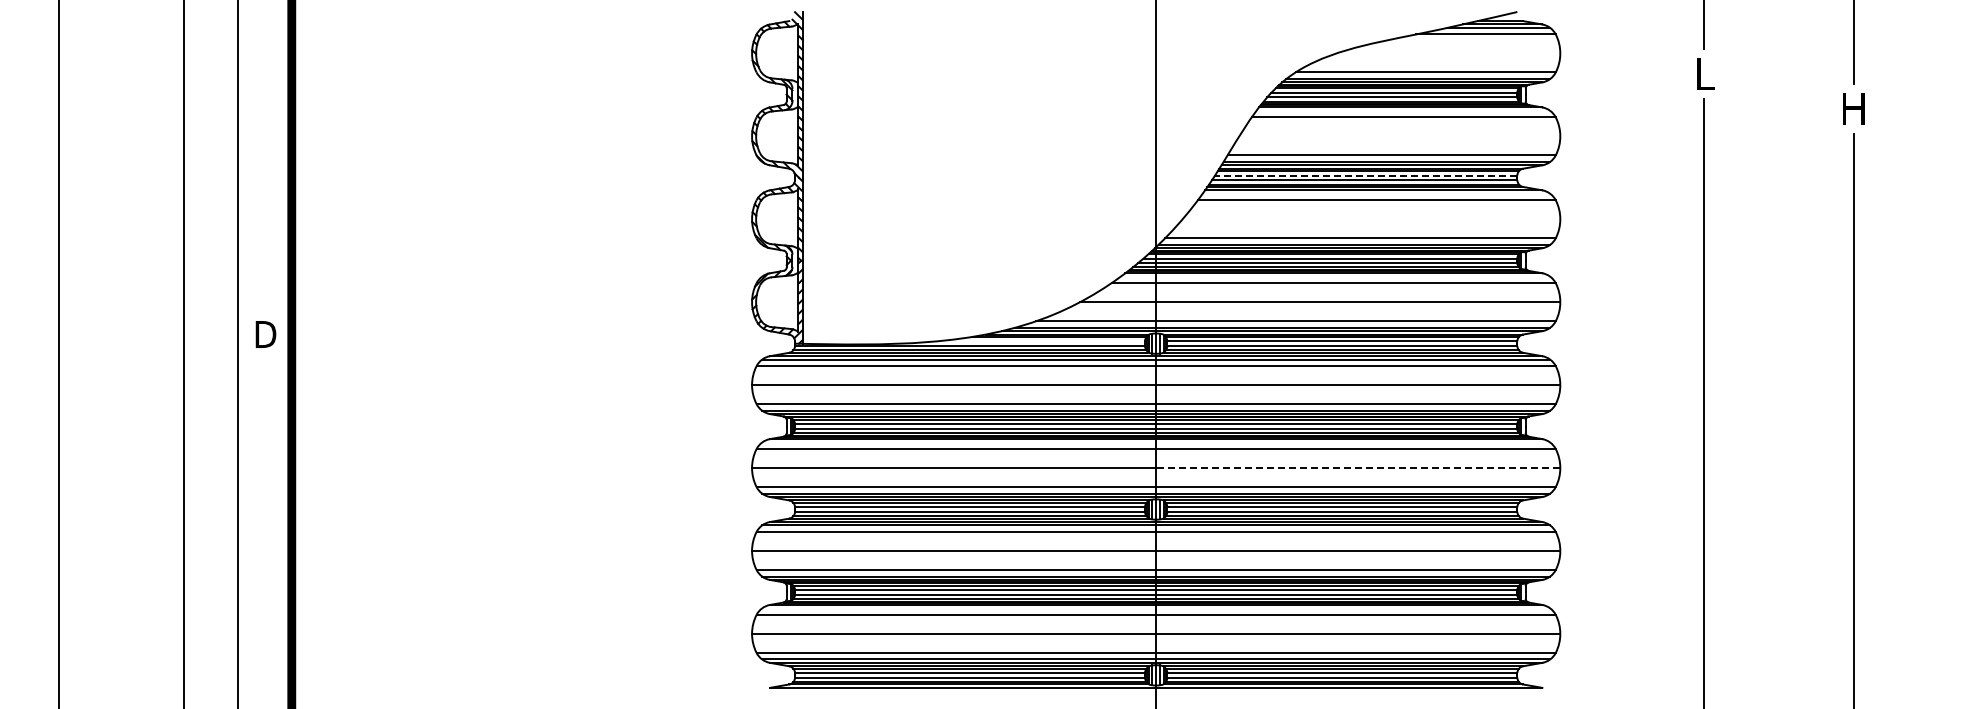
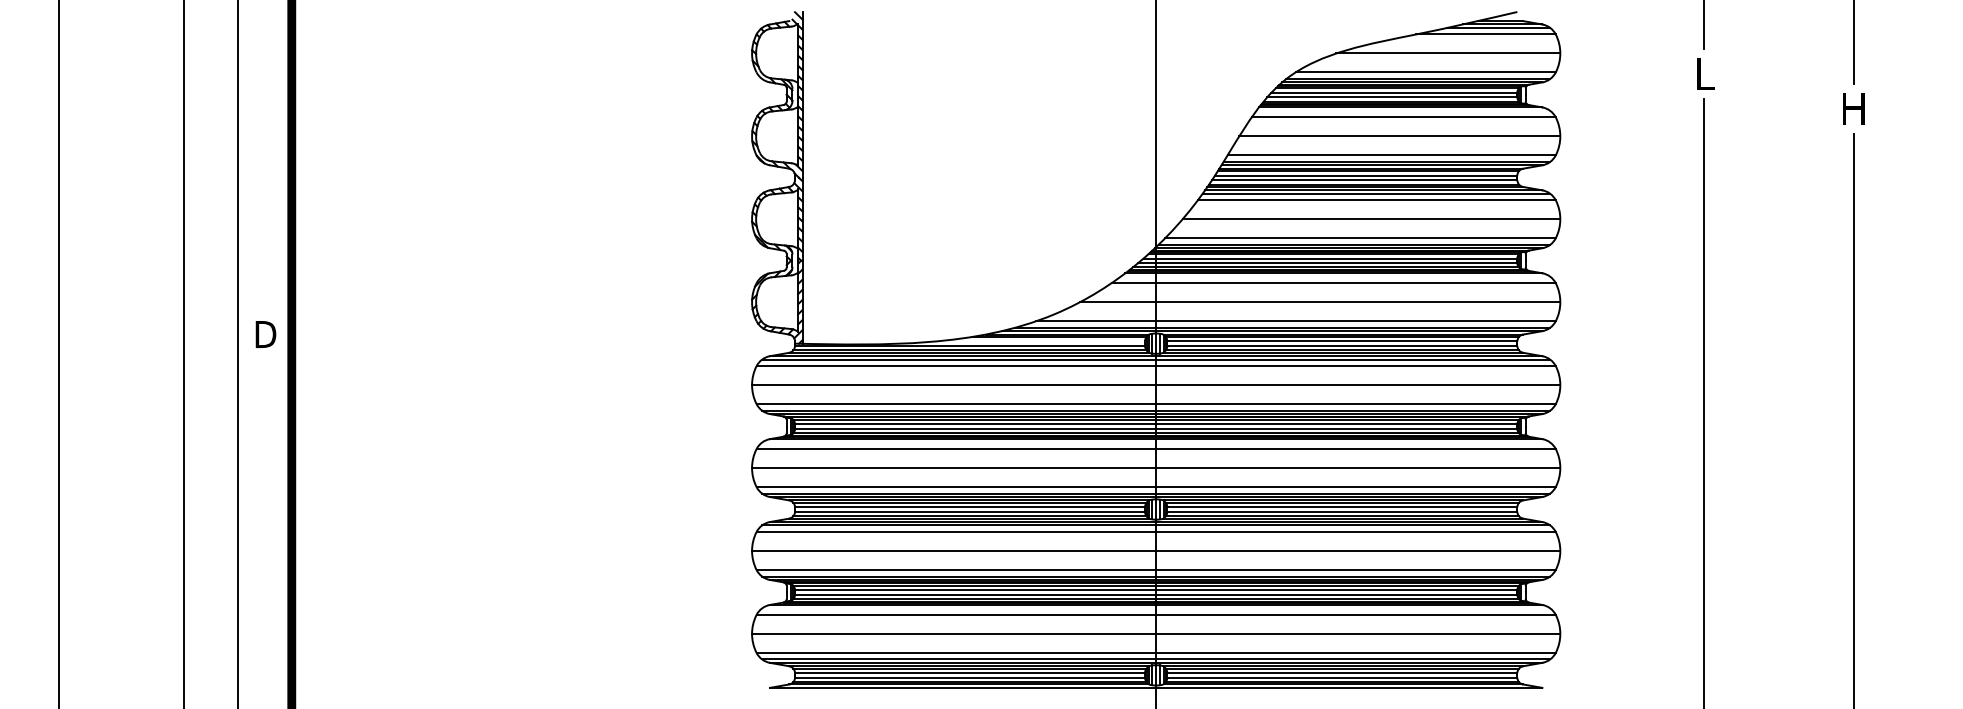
line: none -> present (1448, 53)
line: none -> present (1399, 136)
line: dashed -> solid (1365, 175)
line: none -> present (1376, 193)
line: none -> present (1371, 219)
line: dashed -> solid (1357, 468)
